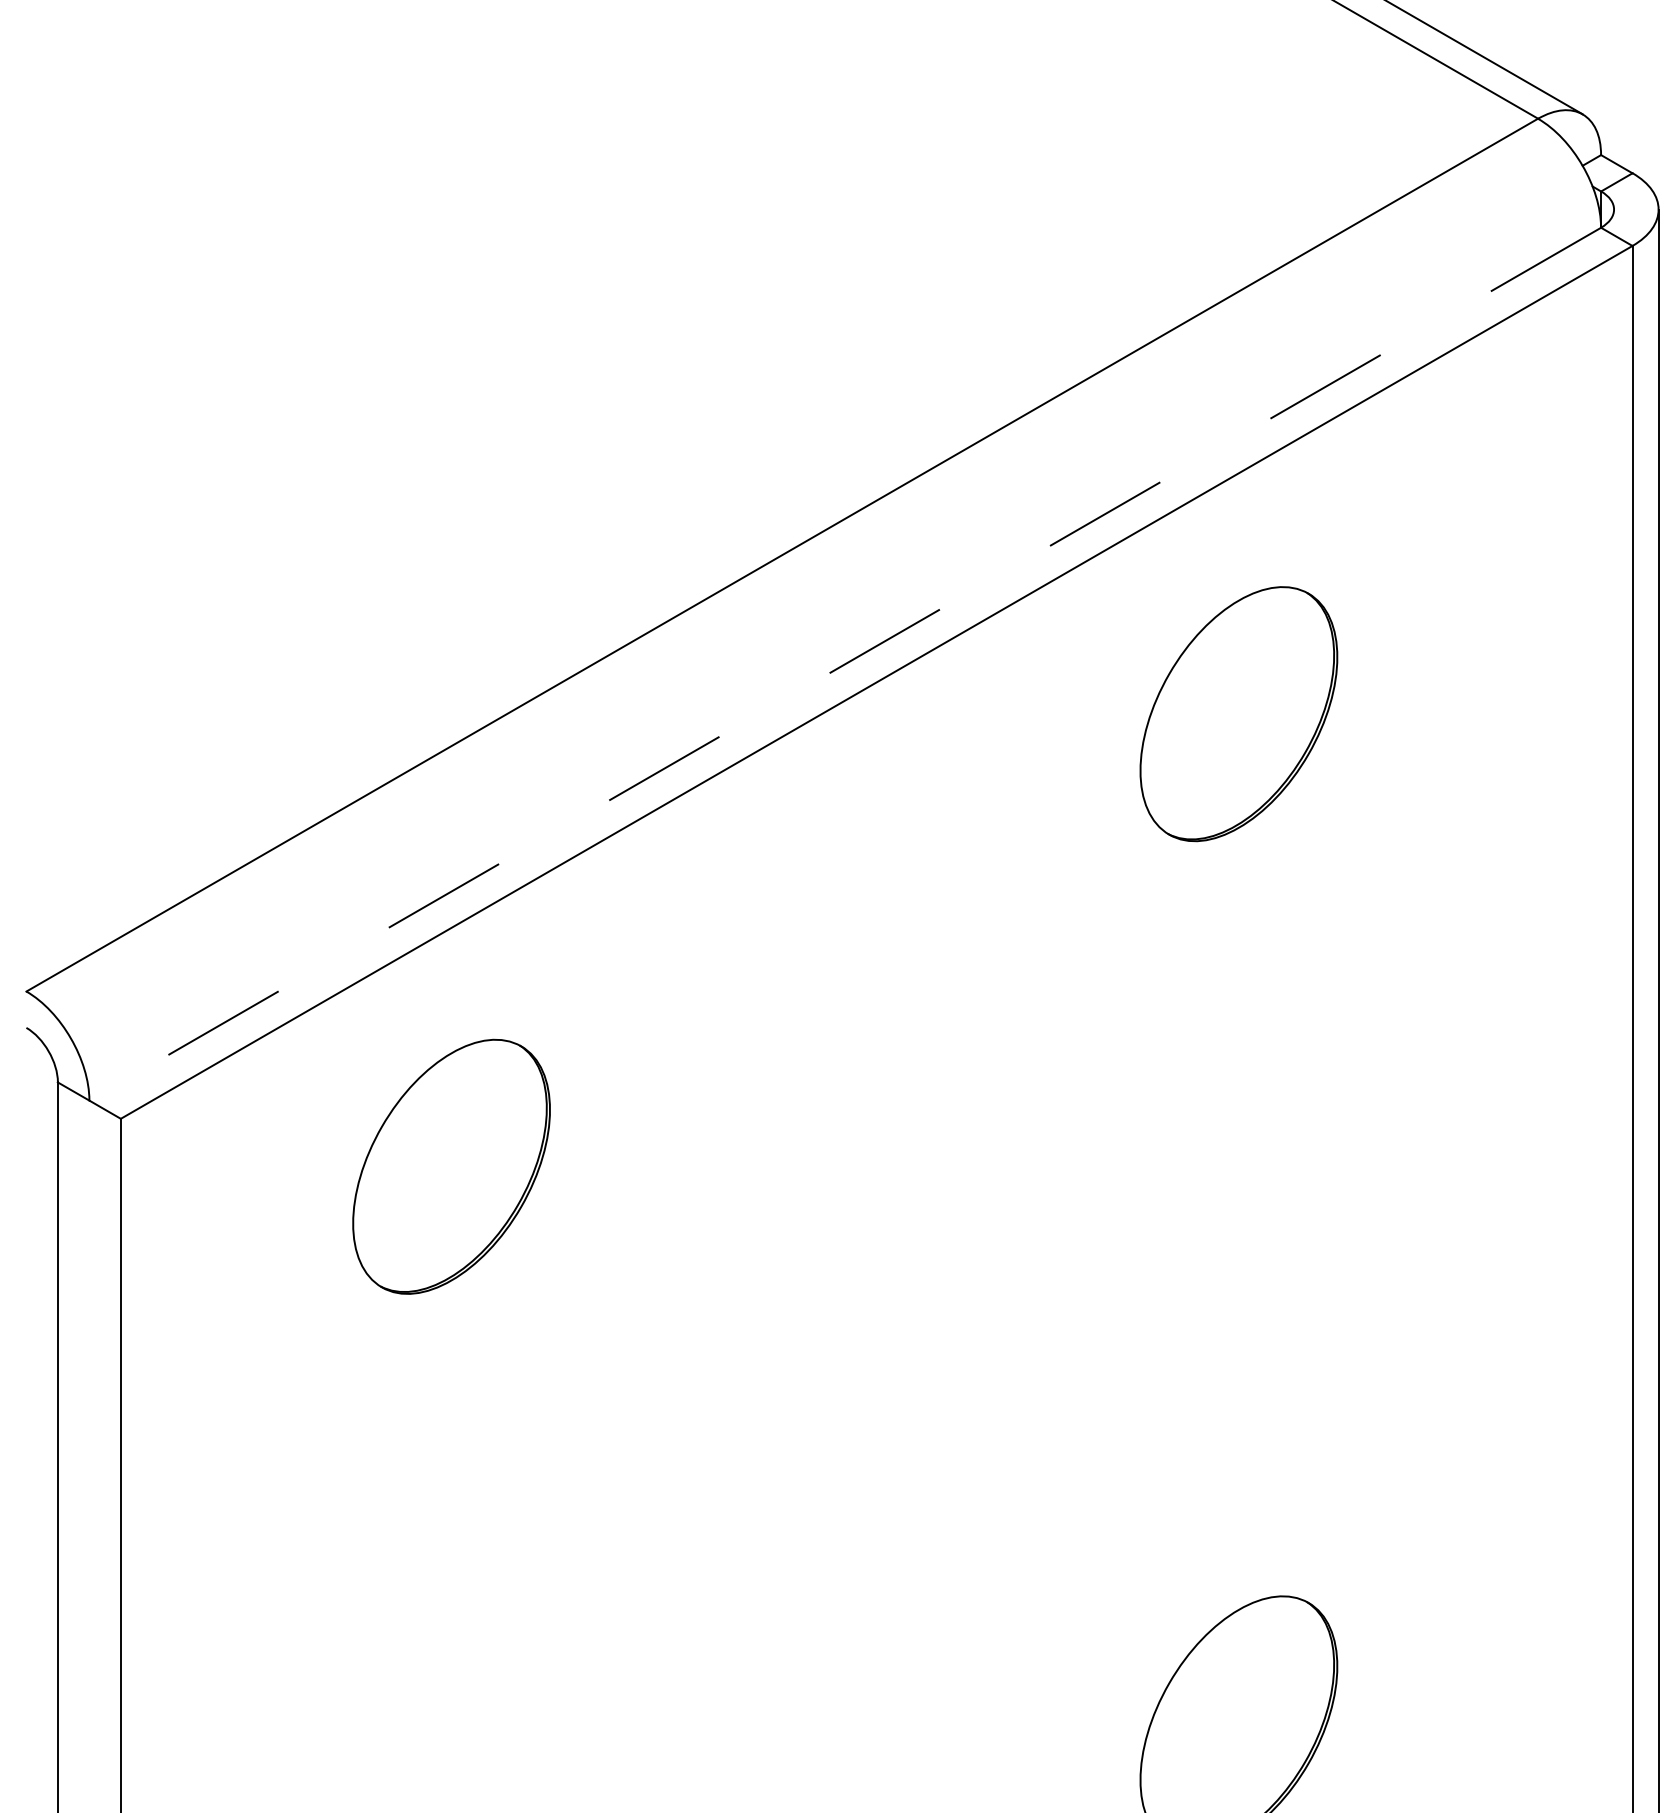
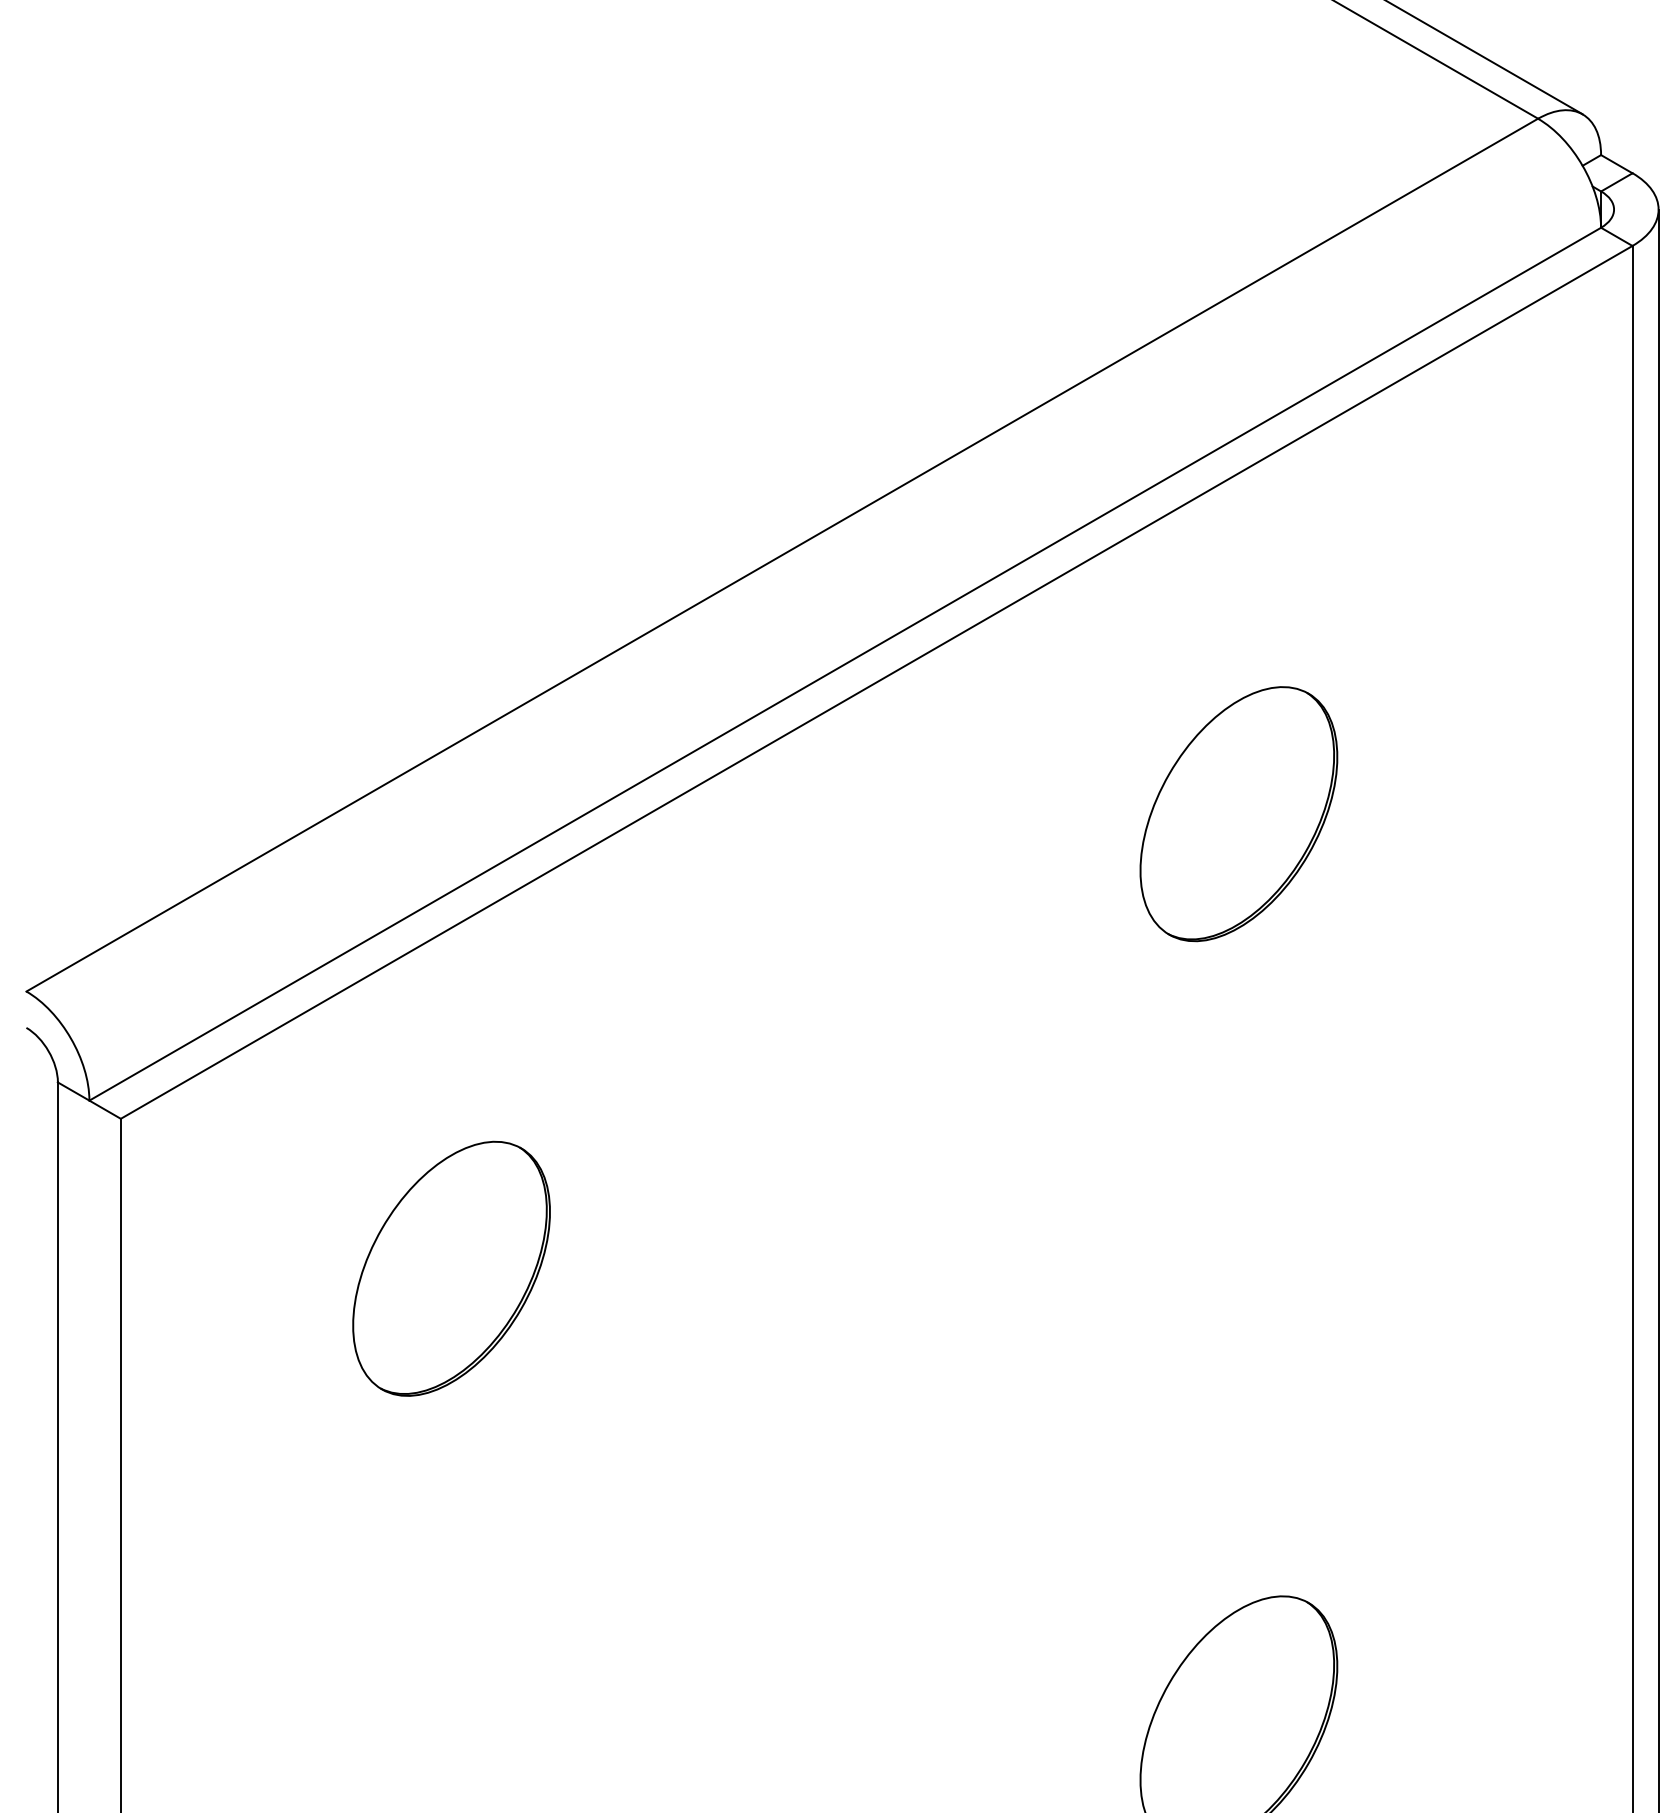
line: dashed -> solid (845, 664)
part position: (1238, 714) -> (1238, 814) (1238, 814)
part position: (451, 1166) -> (451, 1268) (451, 1268)
